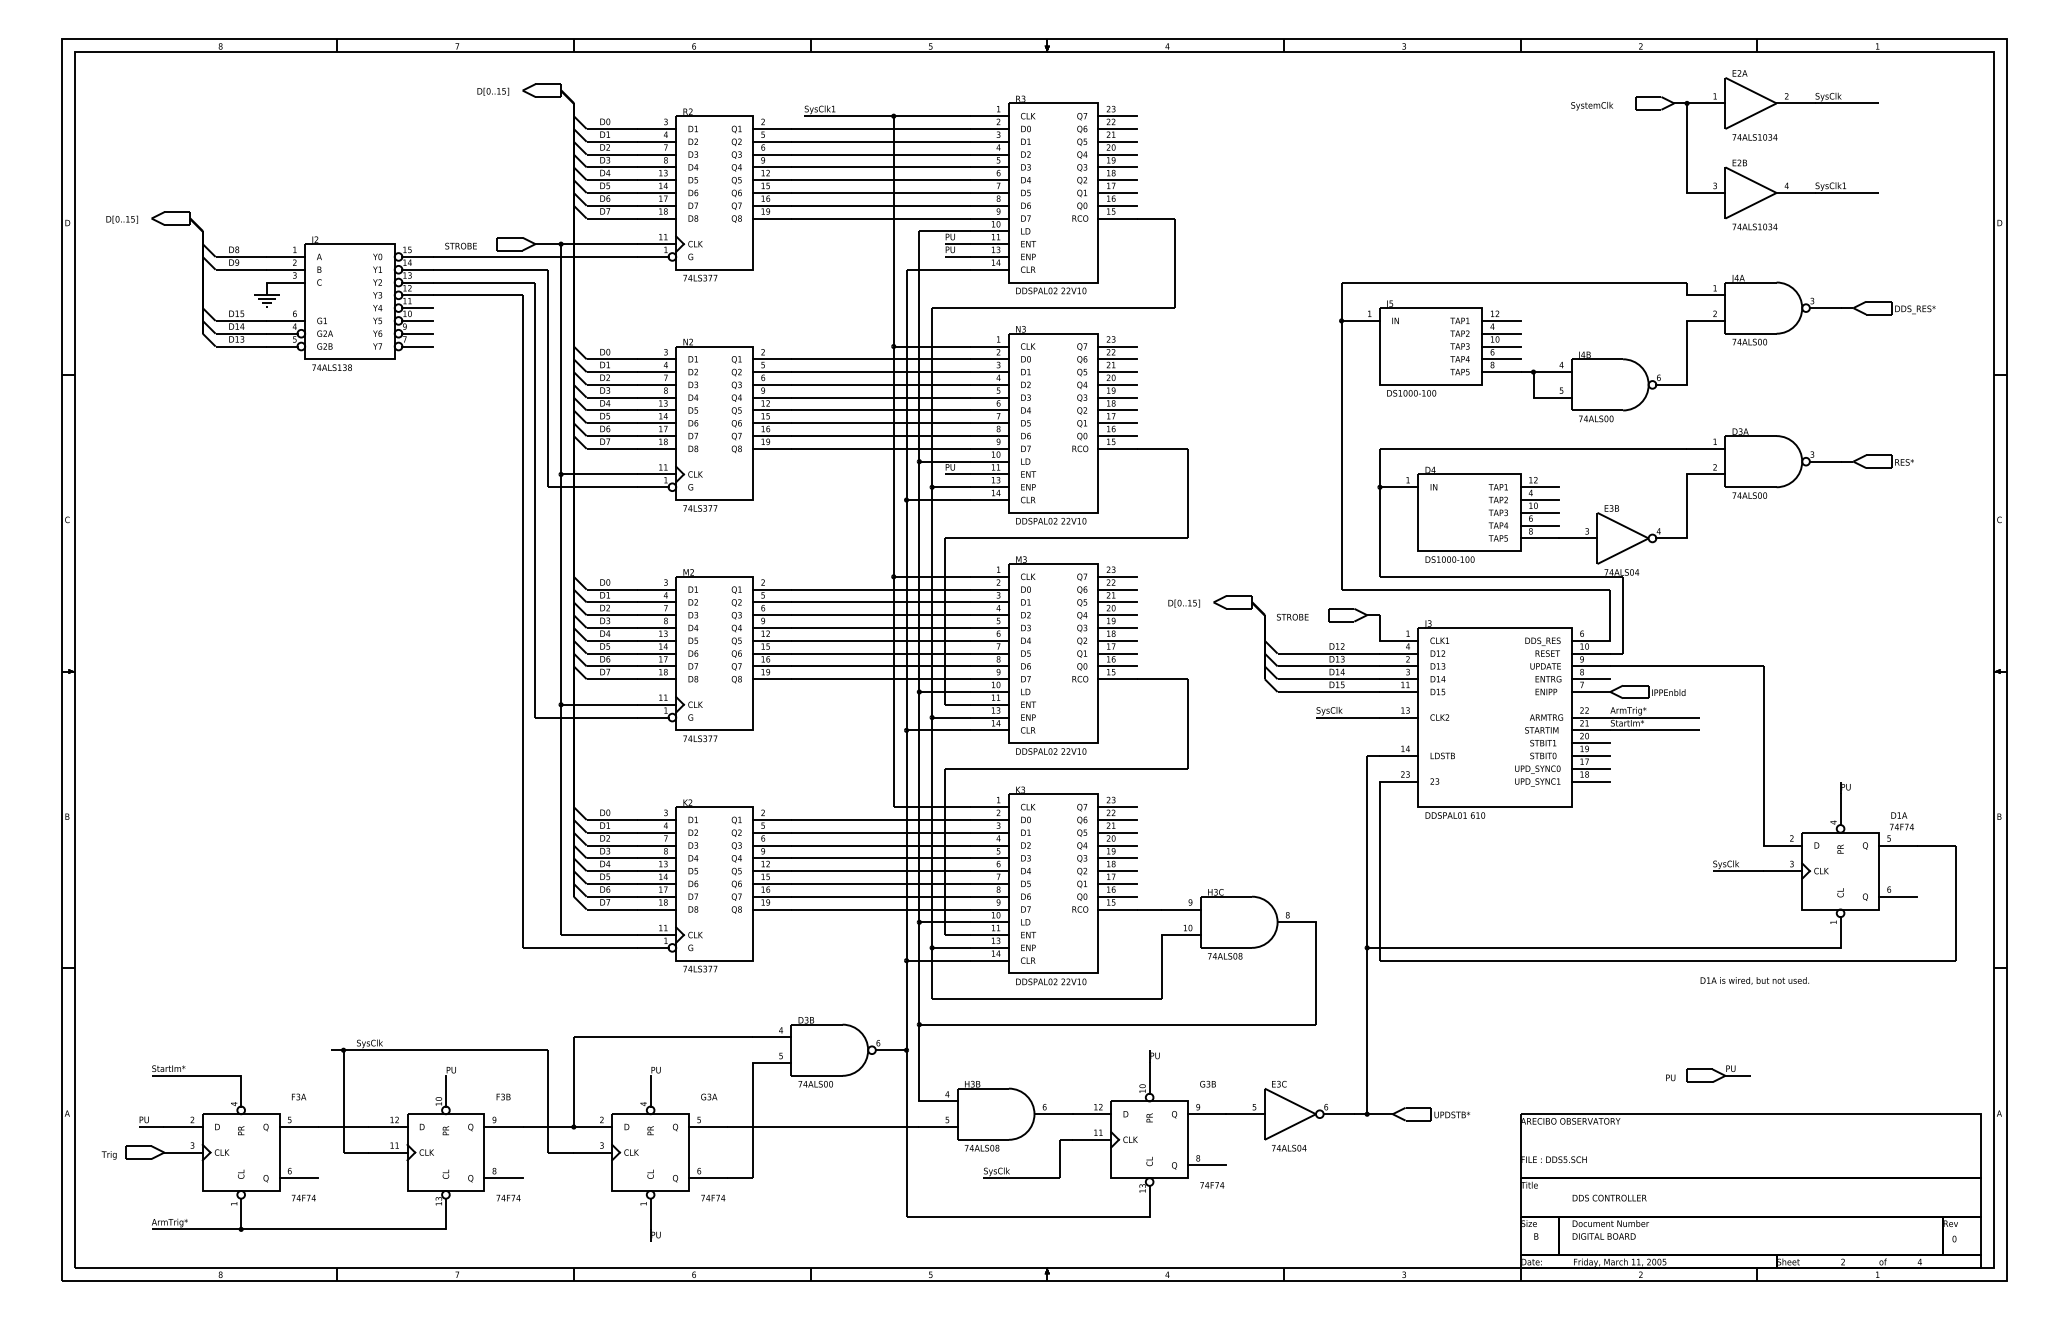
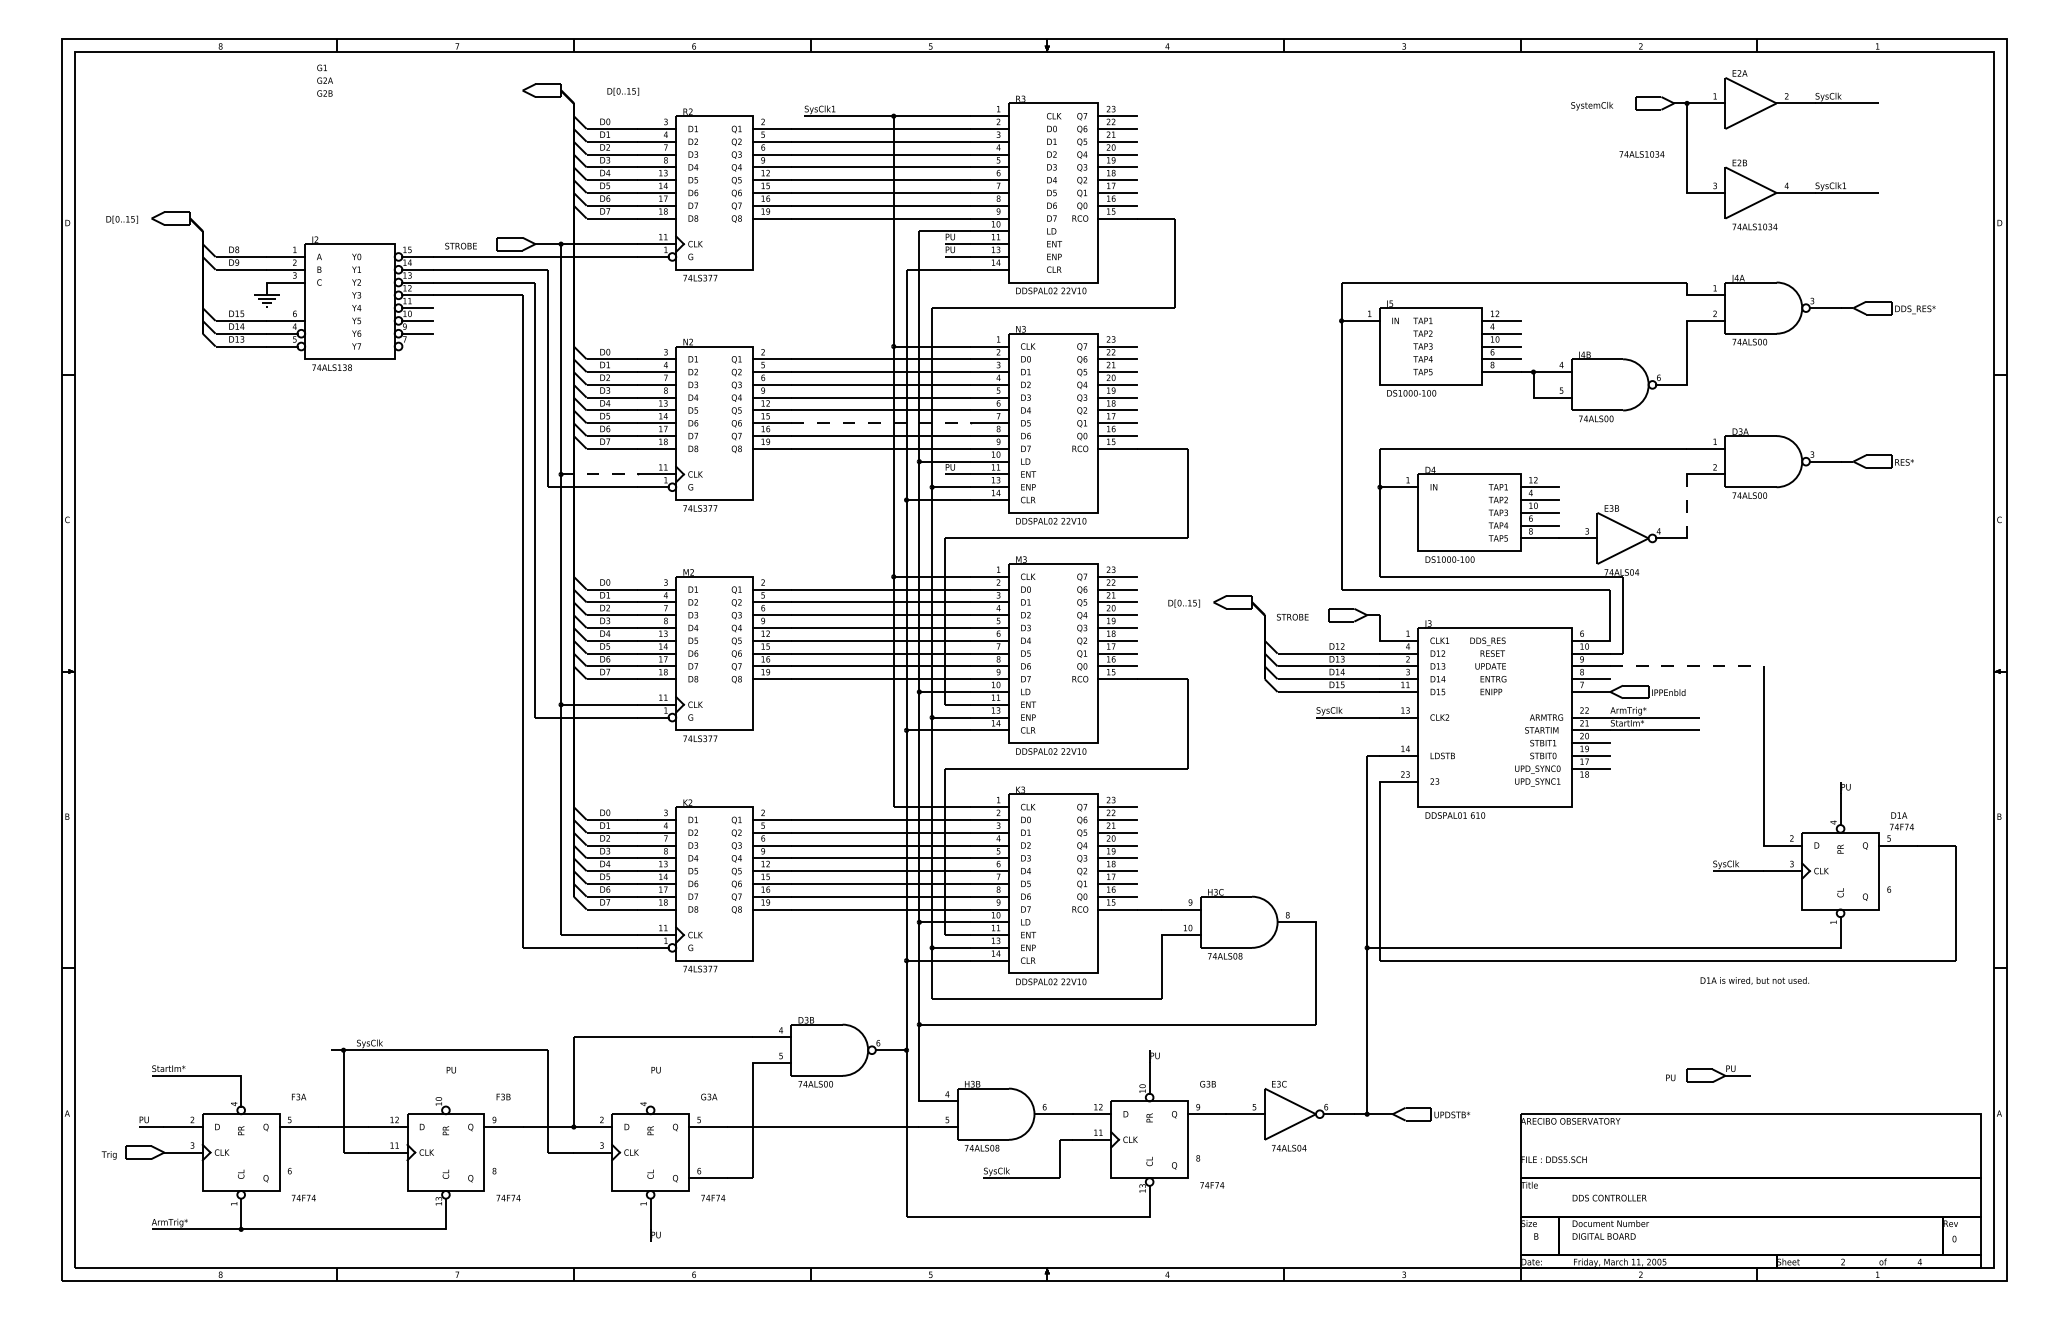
text position: (493, 91) -> (623, 91) (623, 91)
text position: (1754, 137) -> (1641, 154) (1641, 154)
text position: (1028, 192) -> (1054, 192) (1054, 192)
text position: (377, 301) -> (356, 301) (356, 301)
text position: (324, 333) -> (324, 80) (324, 80)
line: present -> none (417, 346)
text position: (1459, 346) -> (1422, 346) (1422, 346)
line: solid -> dashed (880, 423)
line: solid -> dashed (599, 474)
line: solid -> dashed (1687, 506)
text position: (1543, 666) -> (1488, 666) (1488, 666)
line: solid -> dashed (1687, 666)
line: present -> none (1590, 781)
line: present -> none (1897, 896)
line: present -> none (445, 1090)
line: present -> none (650, 1090)
line: present -> none (1207, 1165)
line: present -> none (298, 1178)
line: present -> none (503, 1178)
